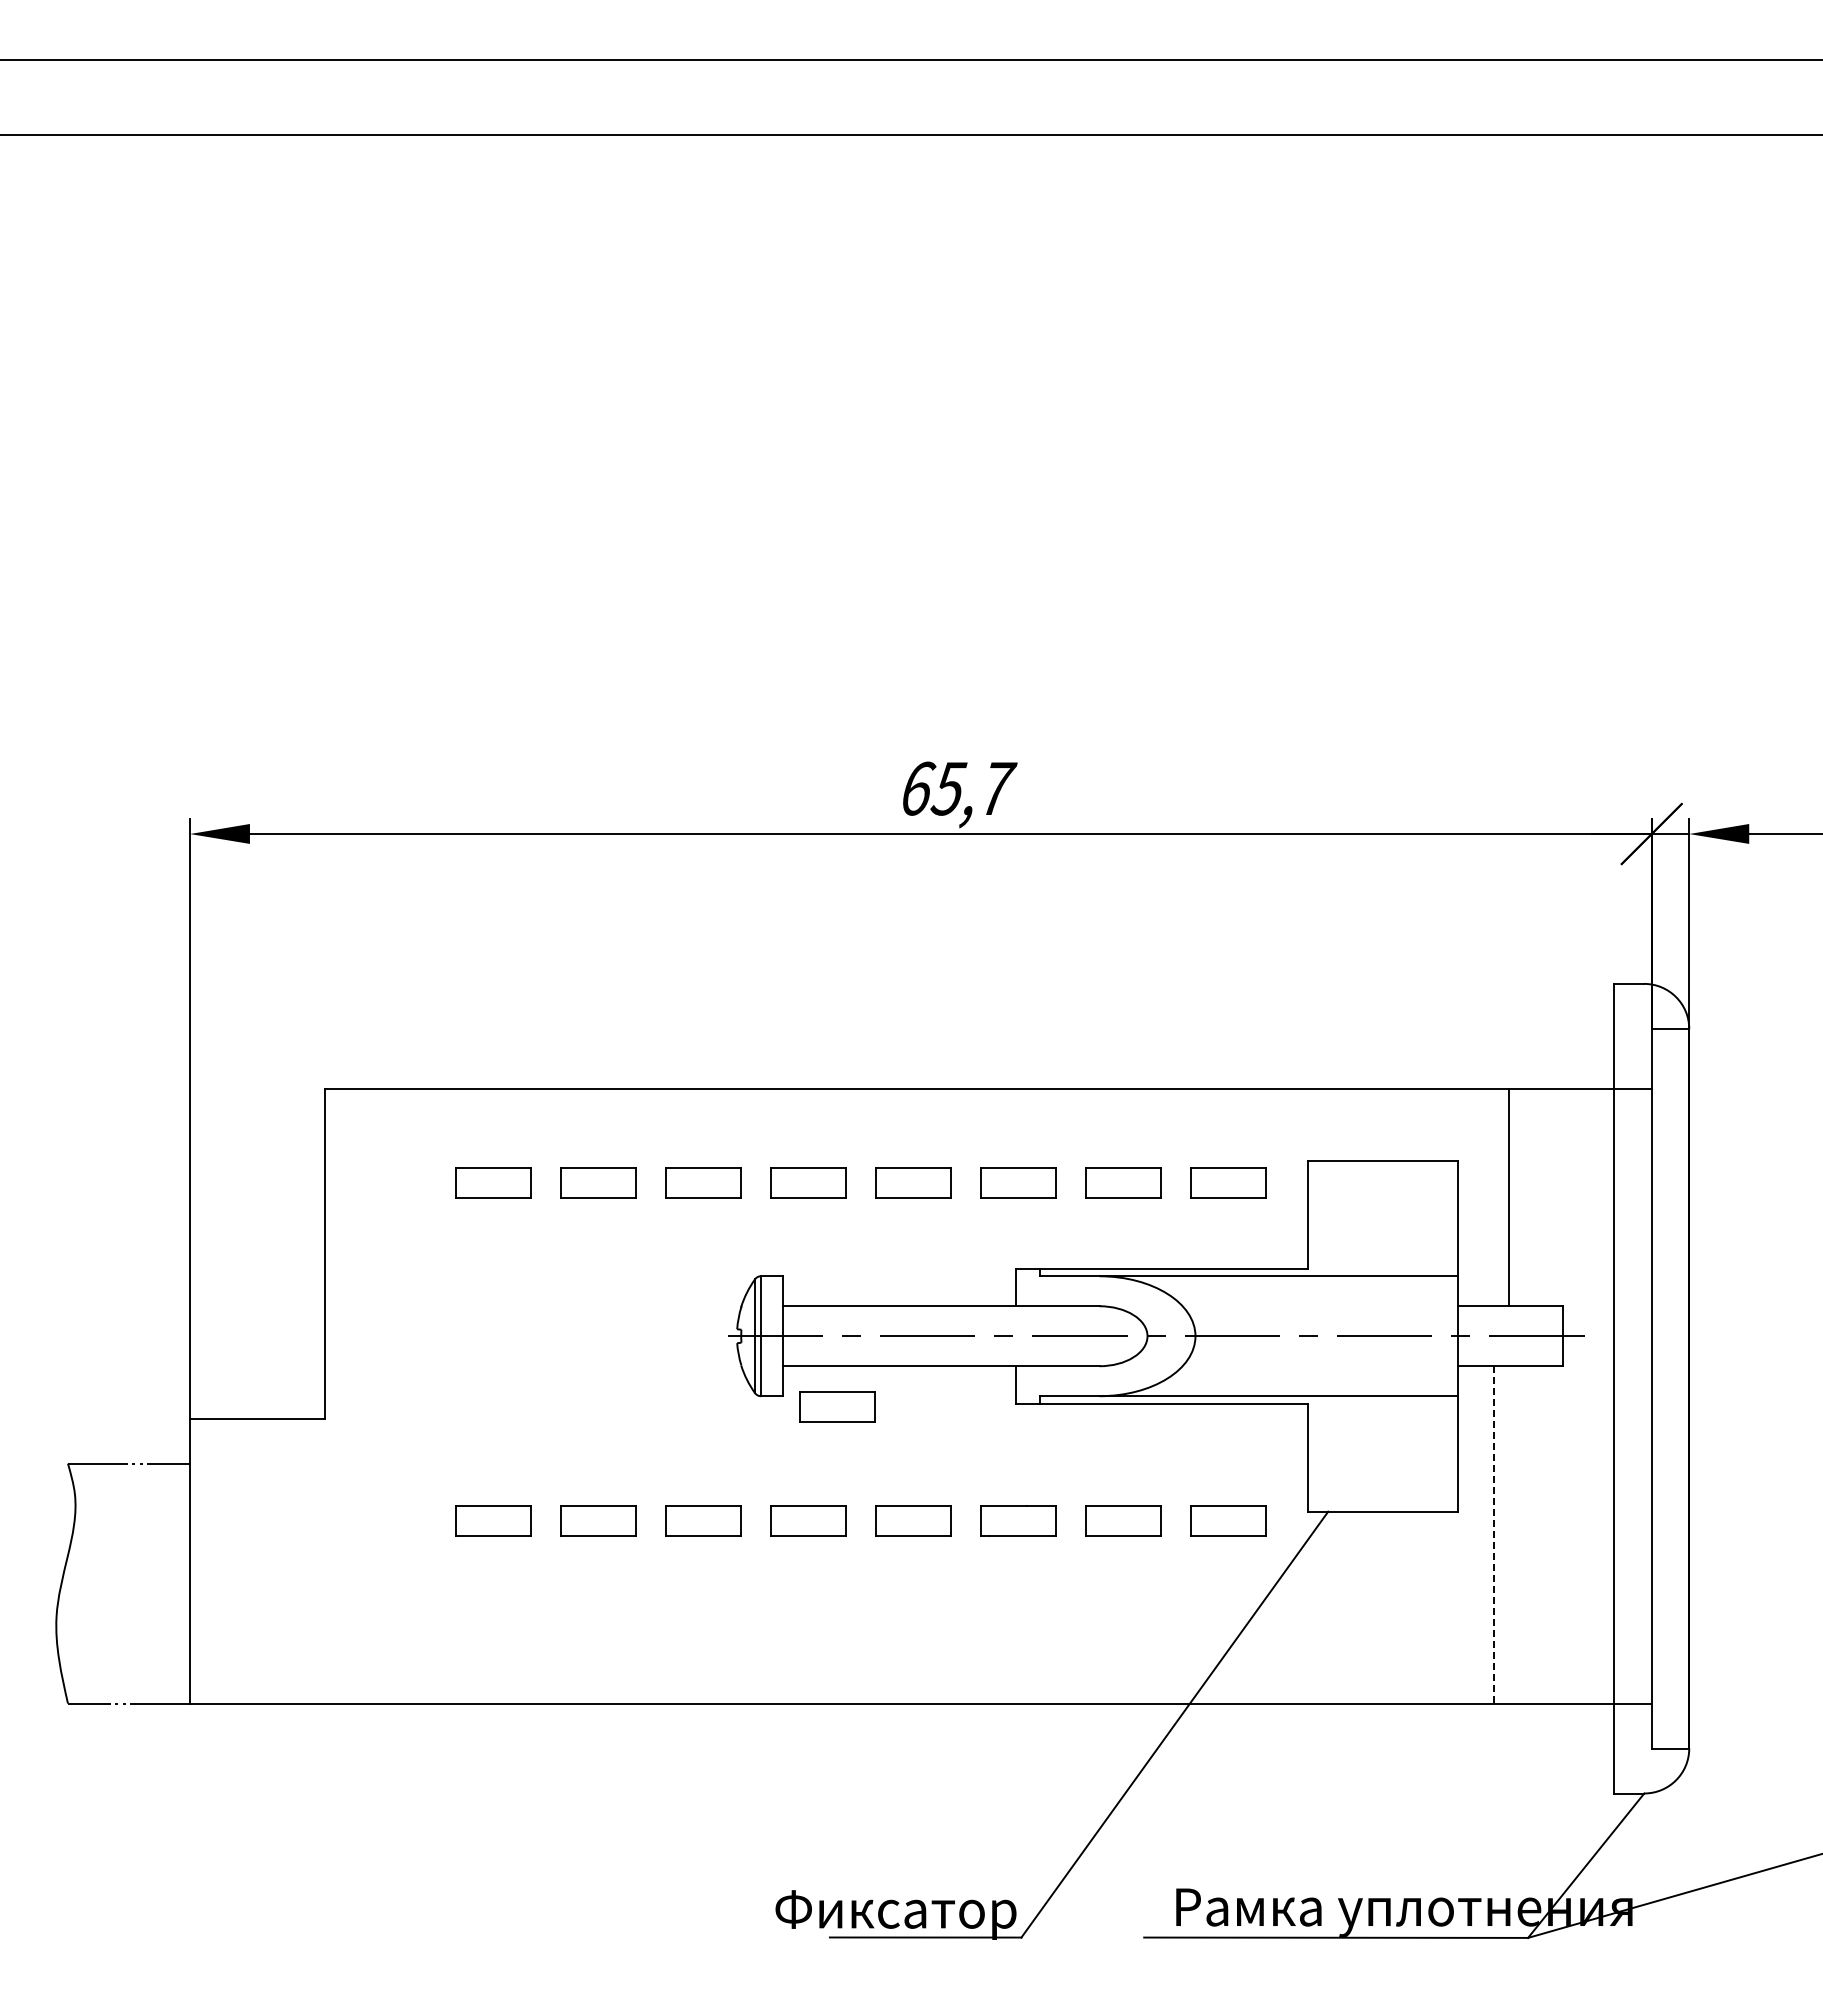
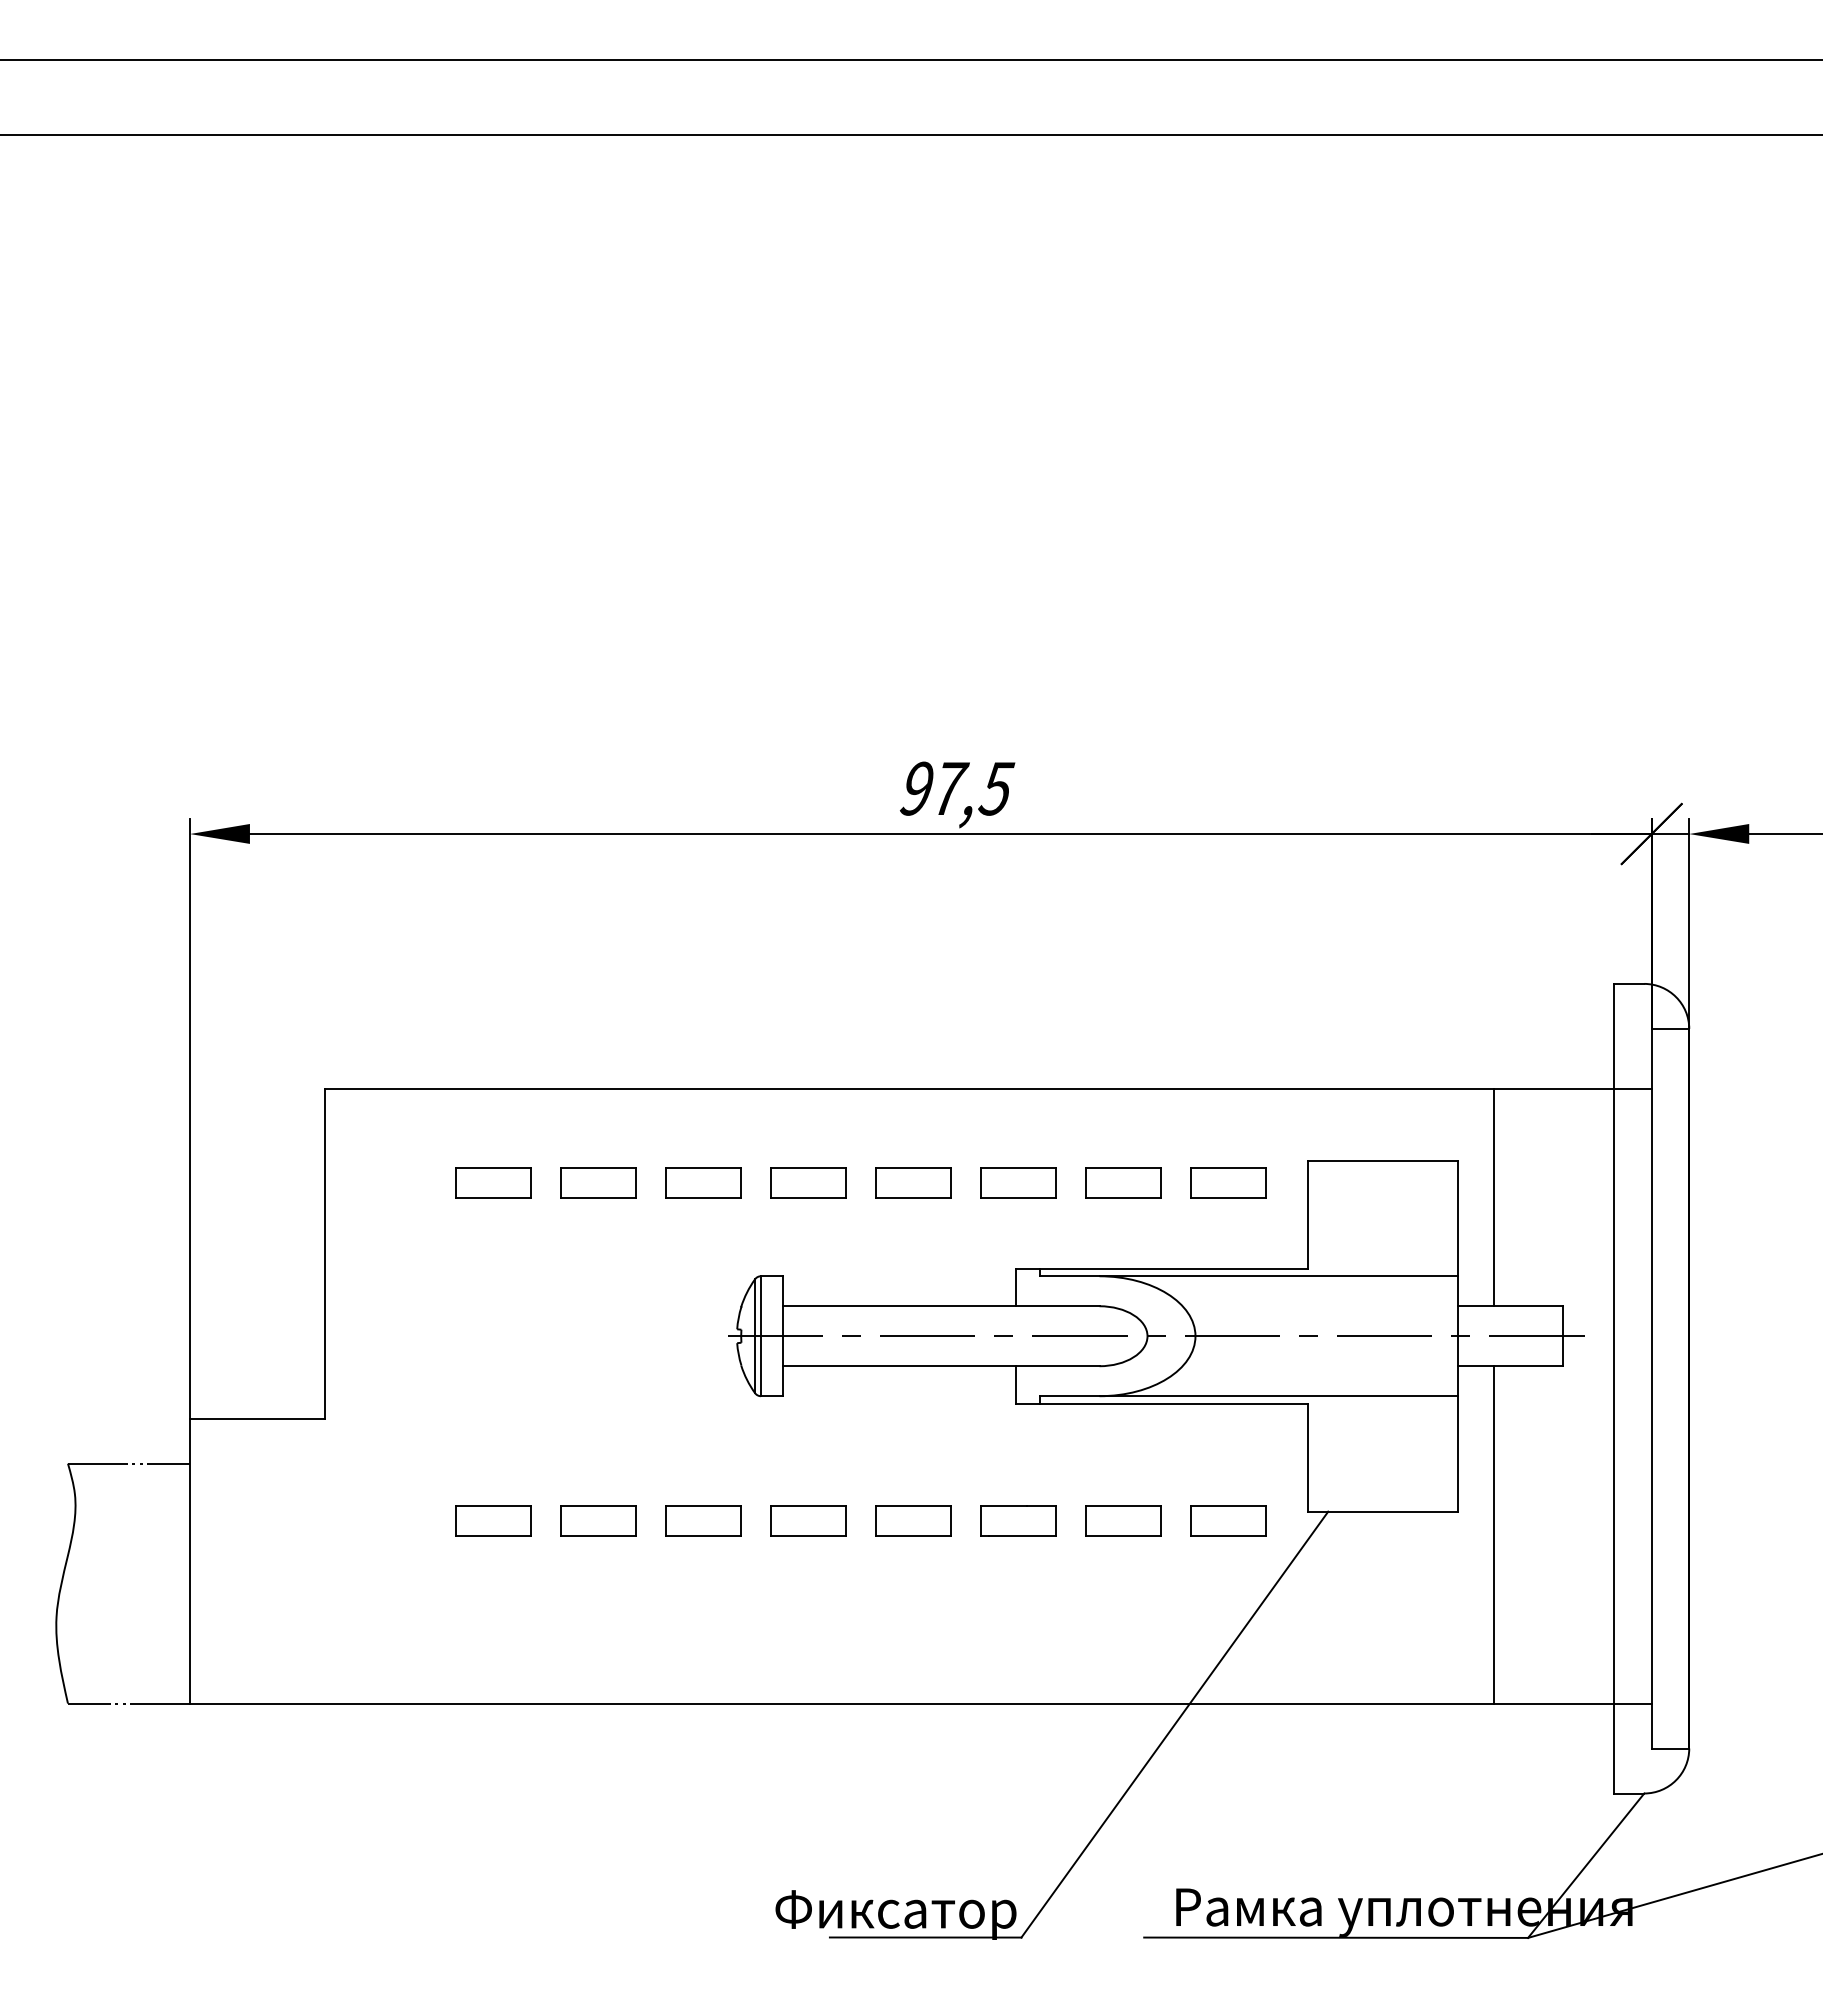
text: 65,7 -> 97,5 (958, 788)
line position: (1509, 1197) -> (1494, 1197) (1494, 1197)
part: present -> none (837, 1406)
line: dashed -> solid (1494, 1534)
